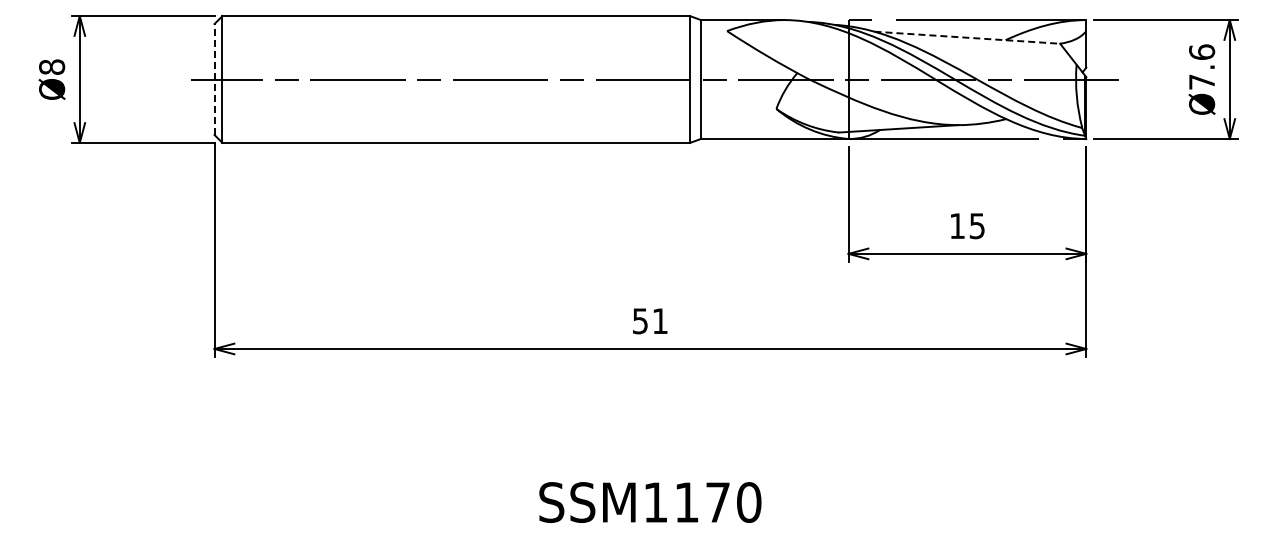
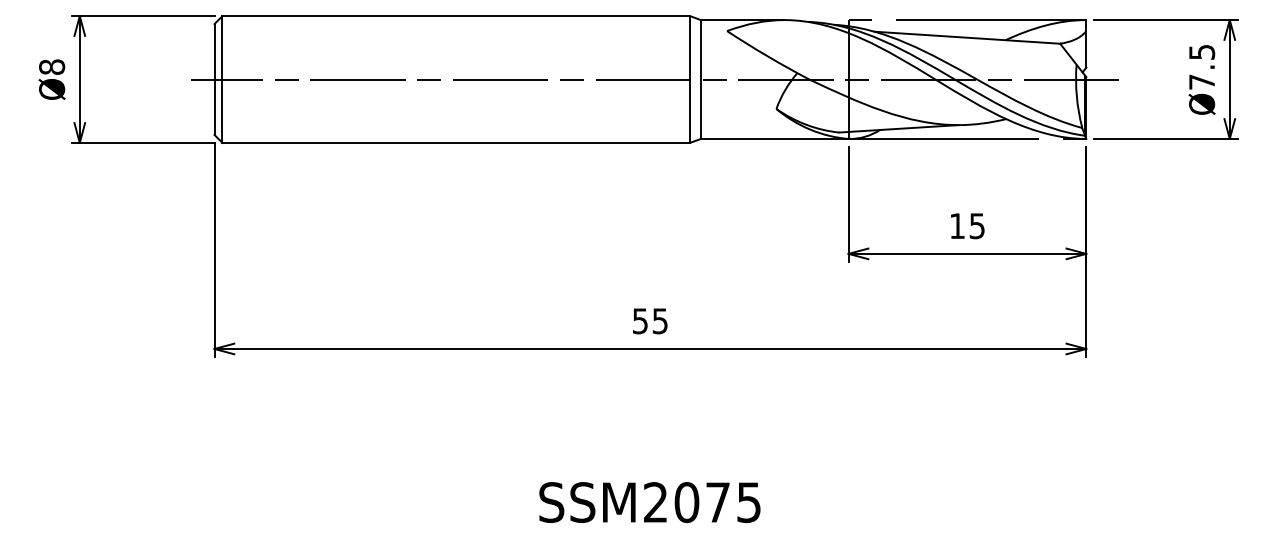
line: dashed -> solid (967, 37)
text: Ø7.6 -> Ø7.5 (1202, 51)
line: dashed -> solid (214, 79)
text: 51 -> 55 (659, 321)
text: SSM1170 -> SSM2075 (702, 502)
